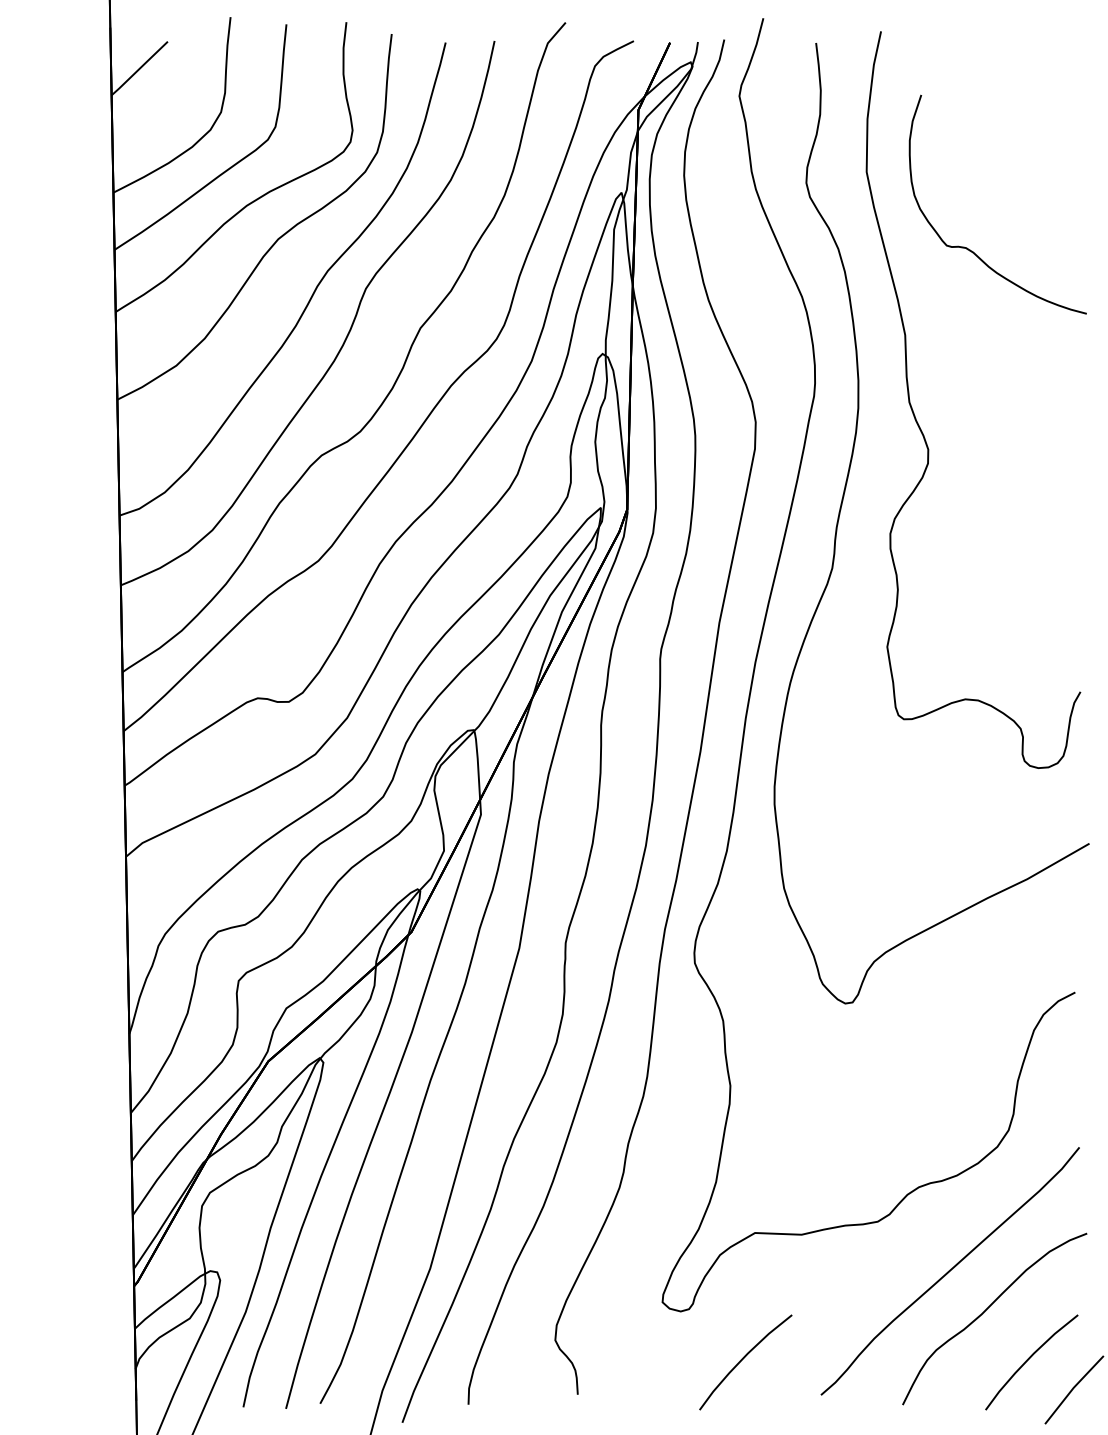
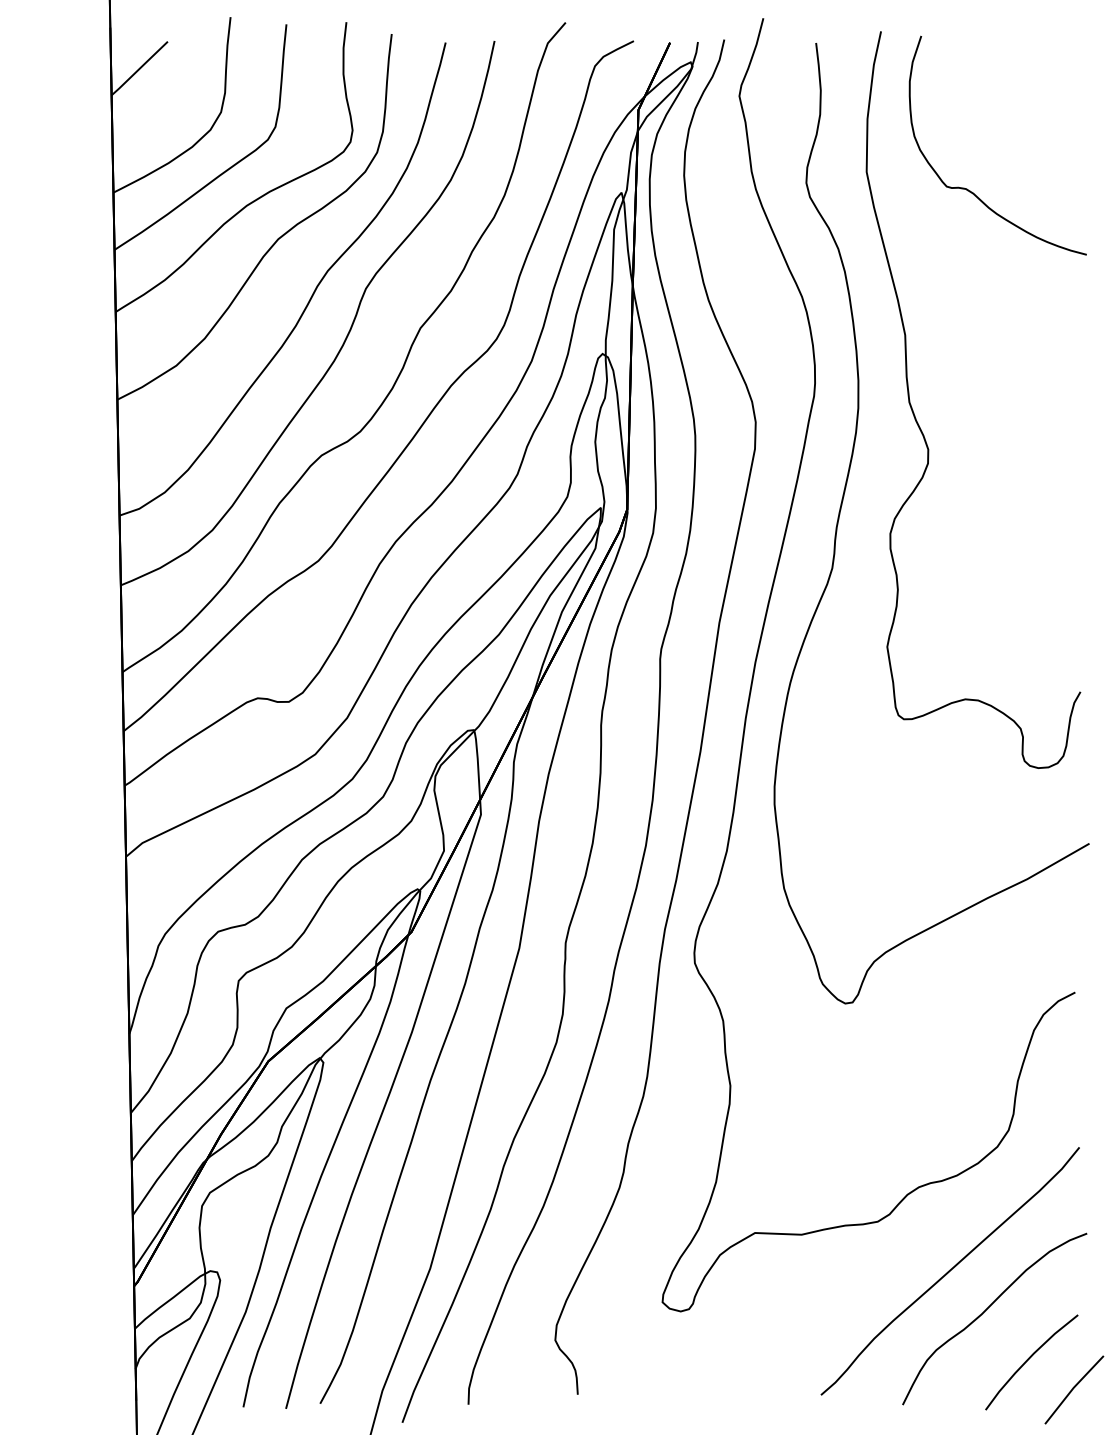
curve position: (967, 247) -> (967, 188) (967, 188)
curve: present -> none (743, 1359)
